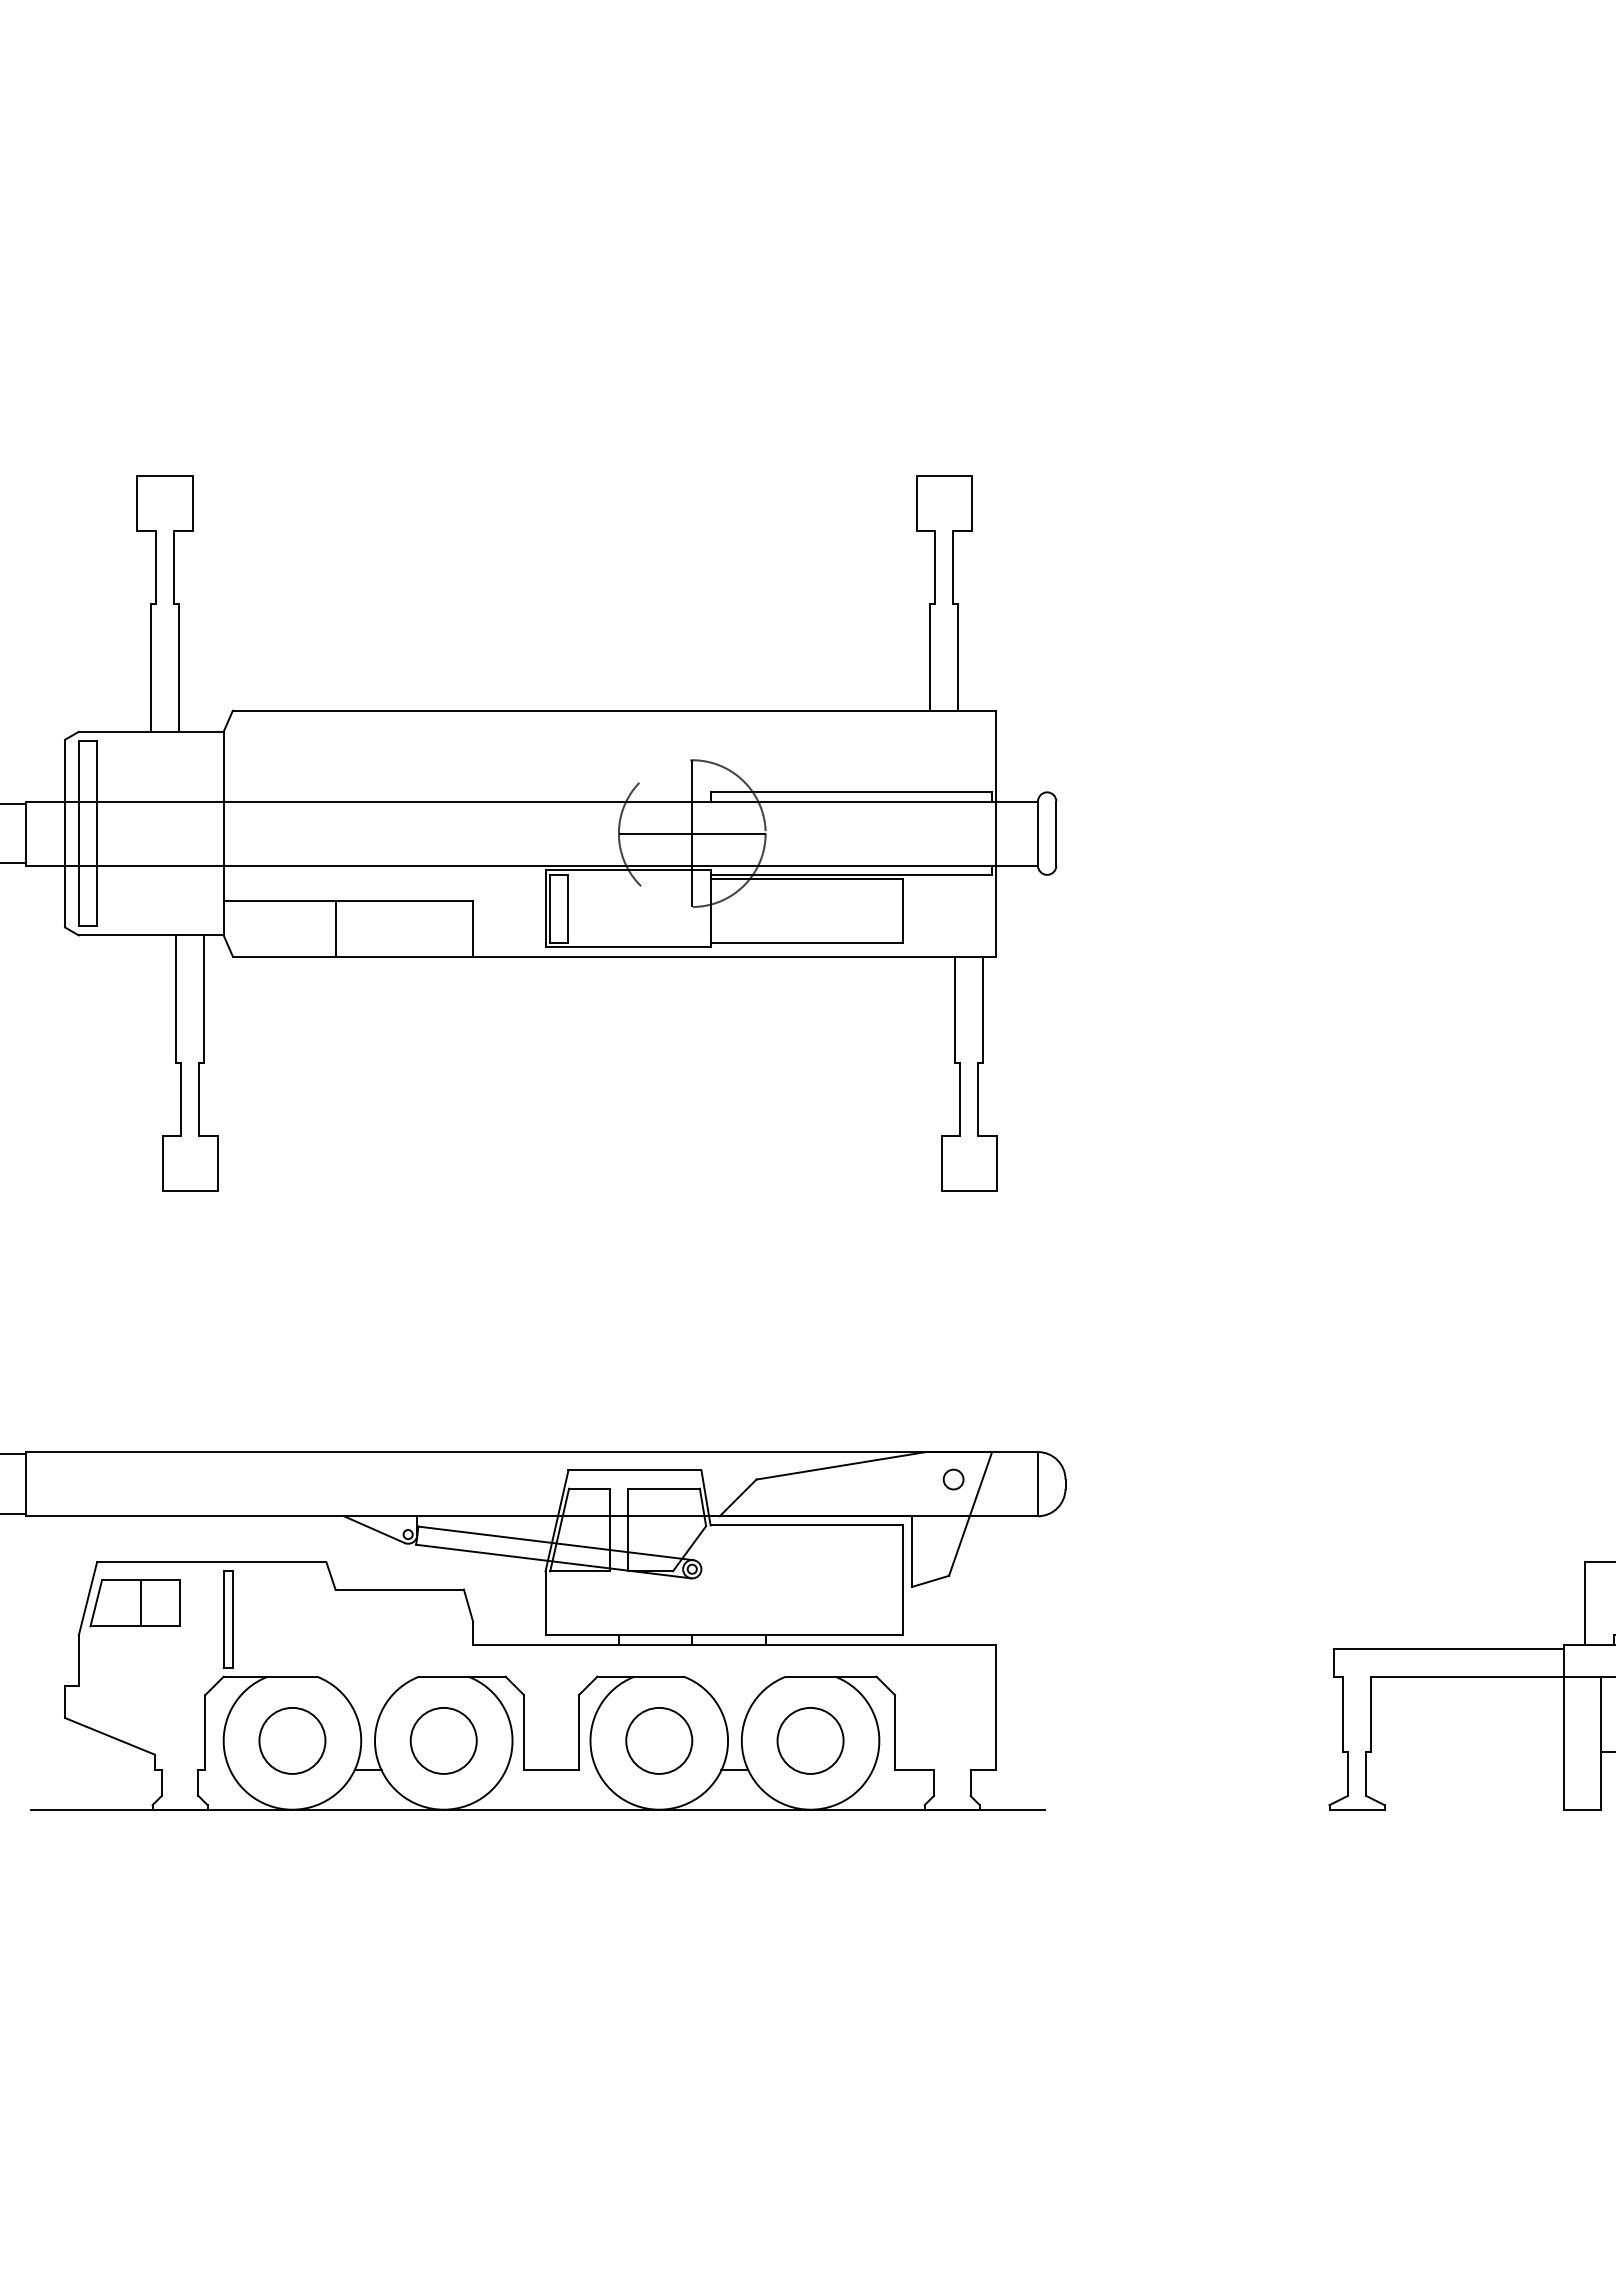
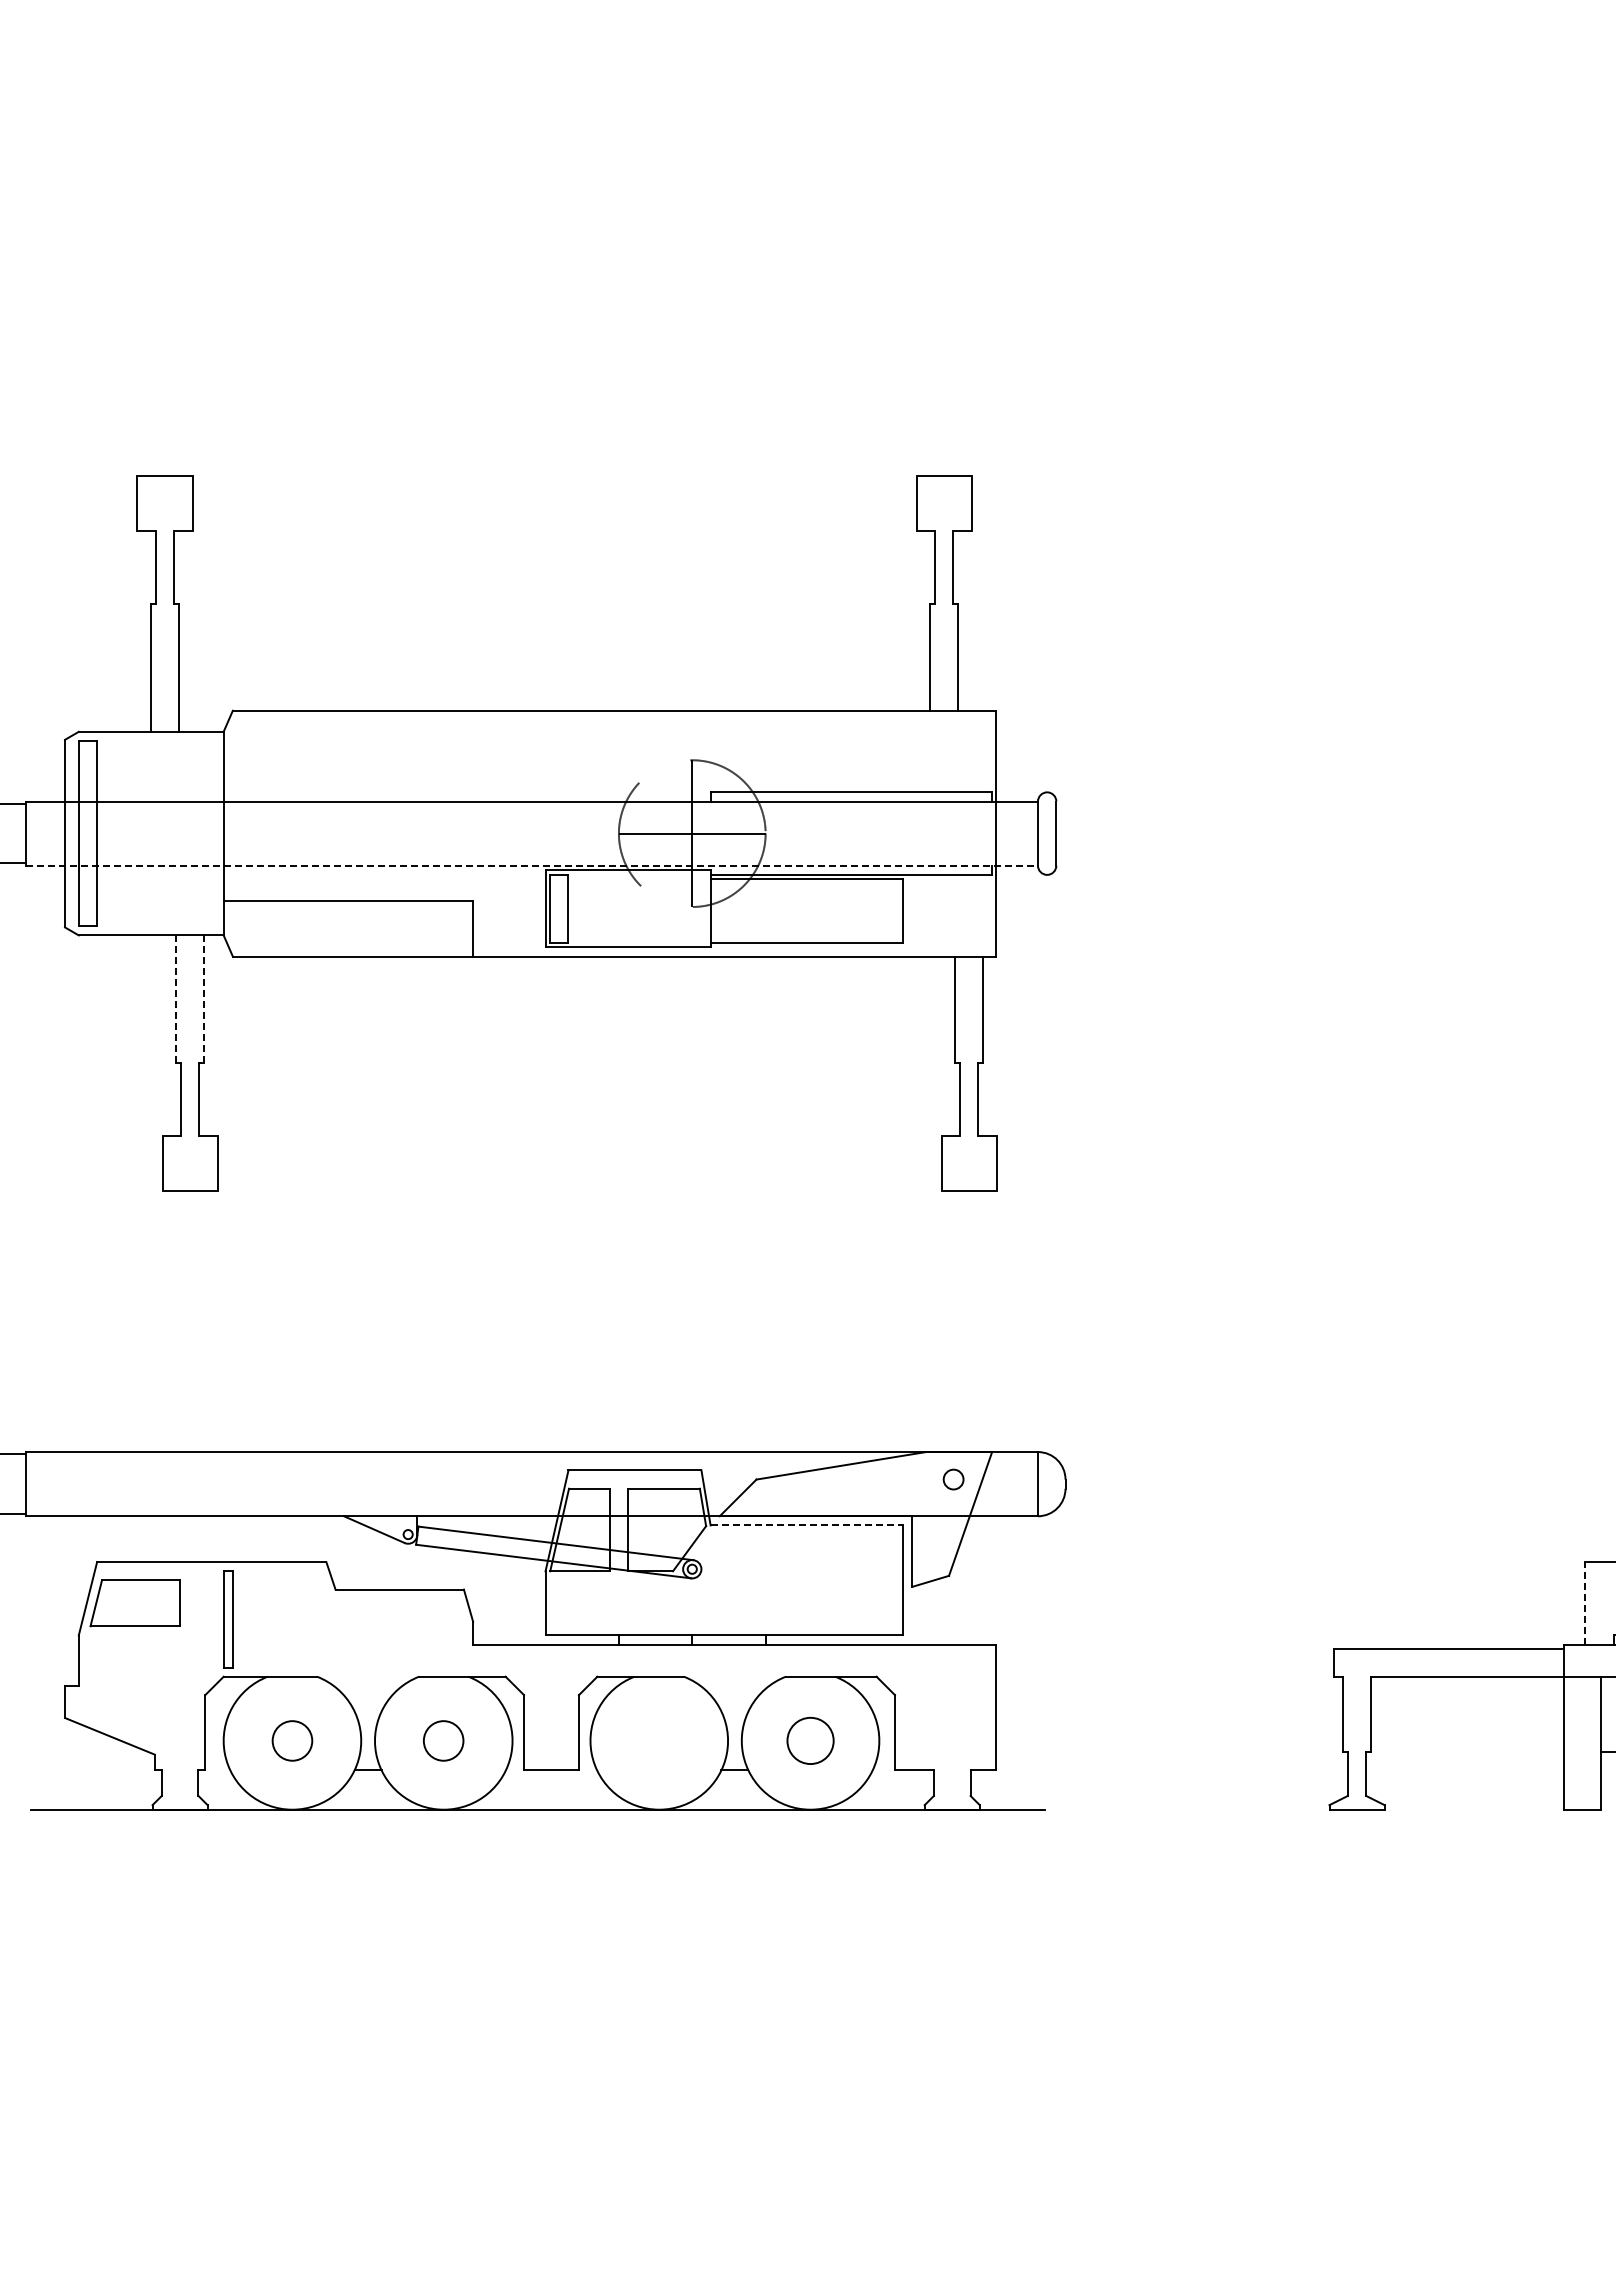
line: solid -> dashed (532, 865)
line: present -> none (335, 928)
line: solid -> dashed (176, 999)
line: solid -> dashed (203, 999)
line: solid -> dashed (807, 1525)
line: solid -> dashed (1585, 1602)
line: present -> none (141, 1603)
circle size: 69x68 px -> 43x42 px (292, 1740)
circle size: 69x68 px -> 42x42 px (443, 1740)
circle: present -> none (659, 1740)
circle diameter: 66 px -> 46 px (810, 1740)
